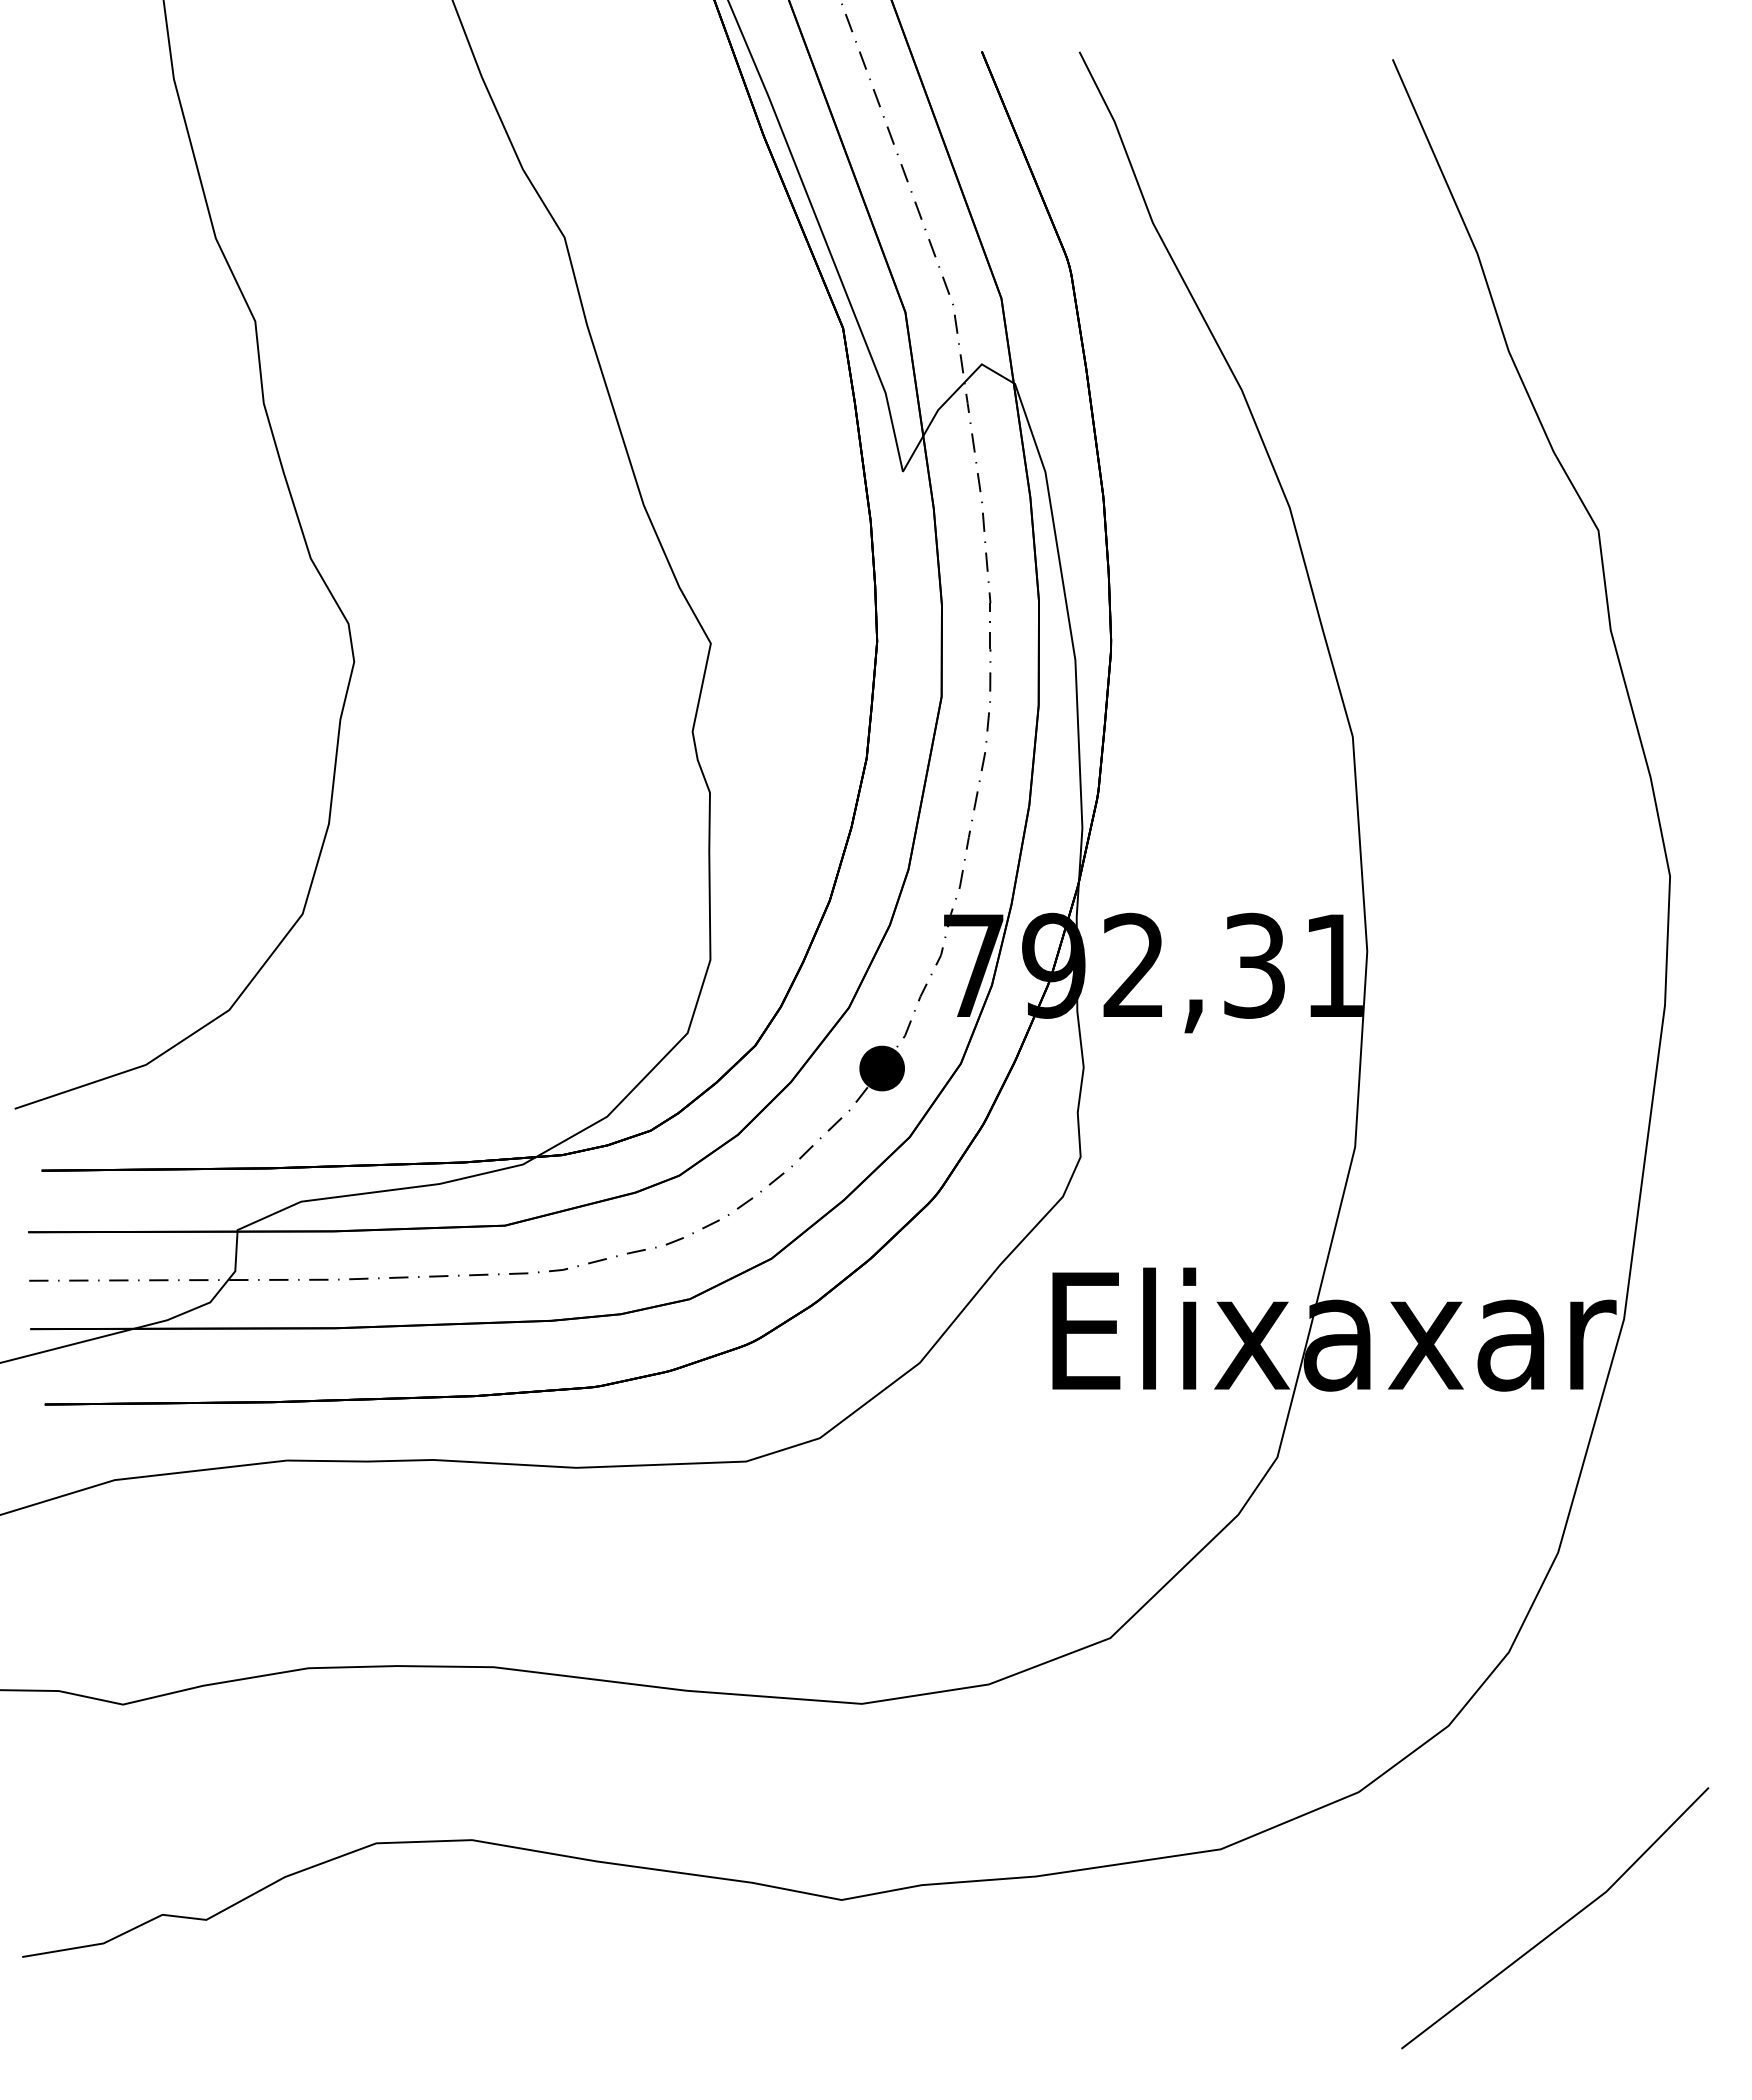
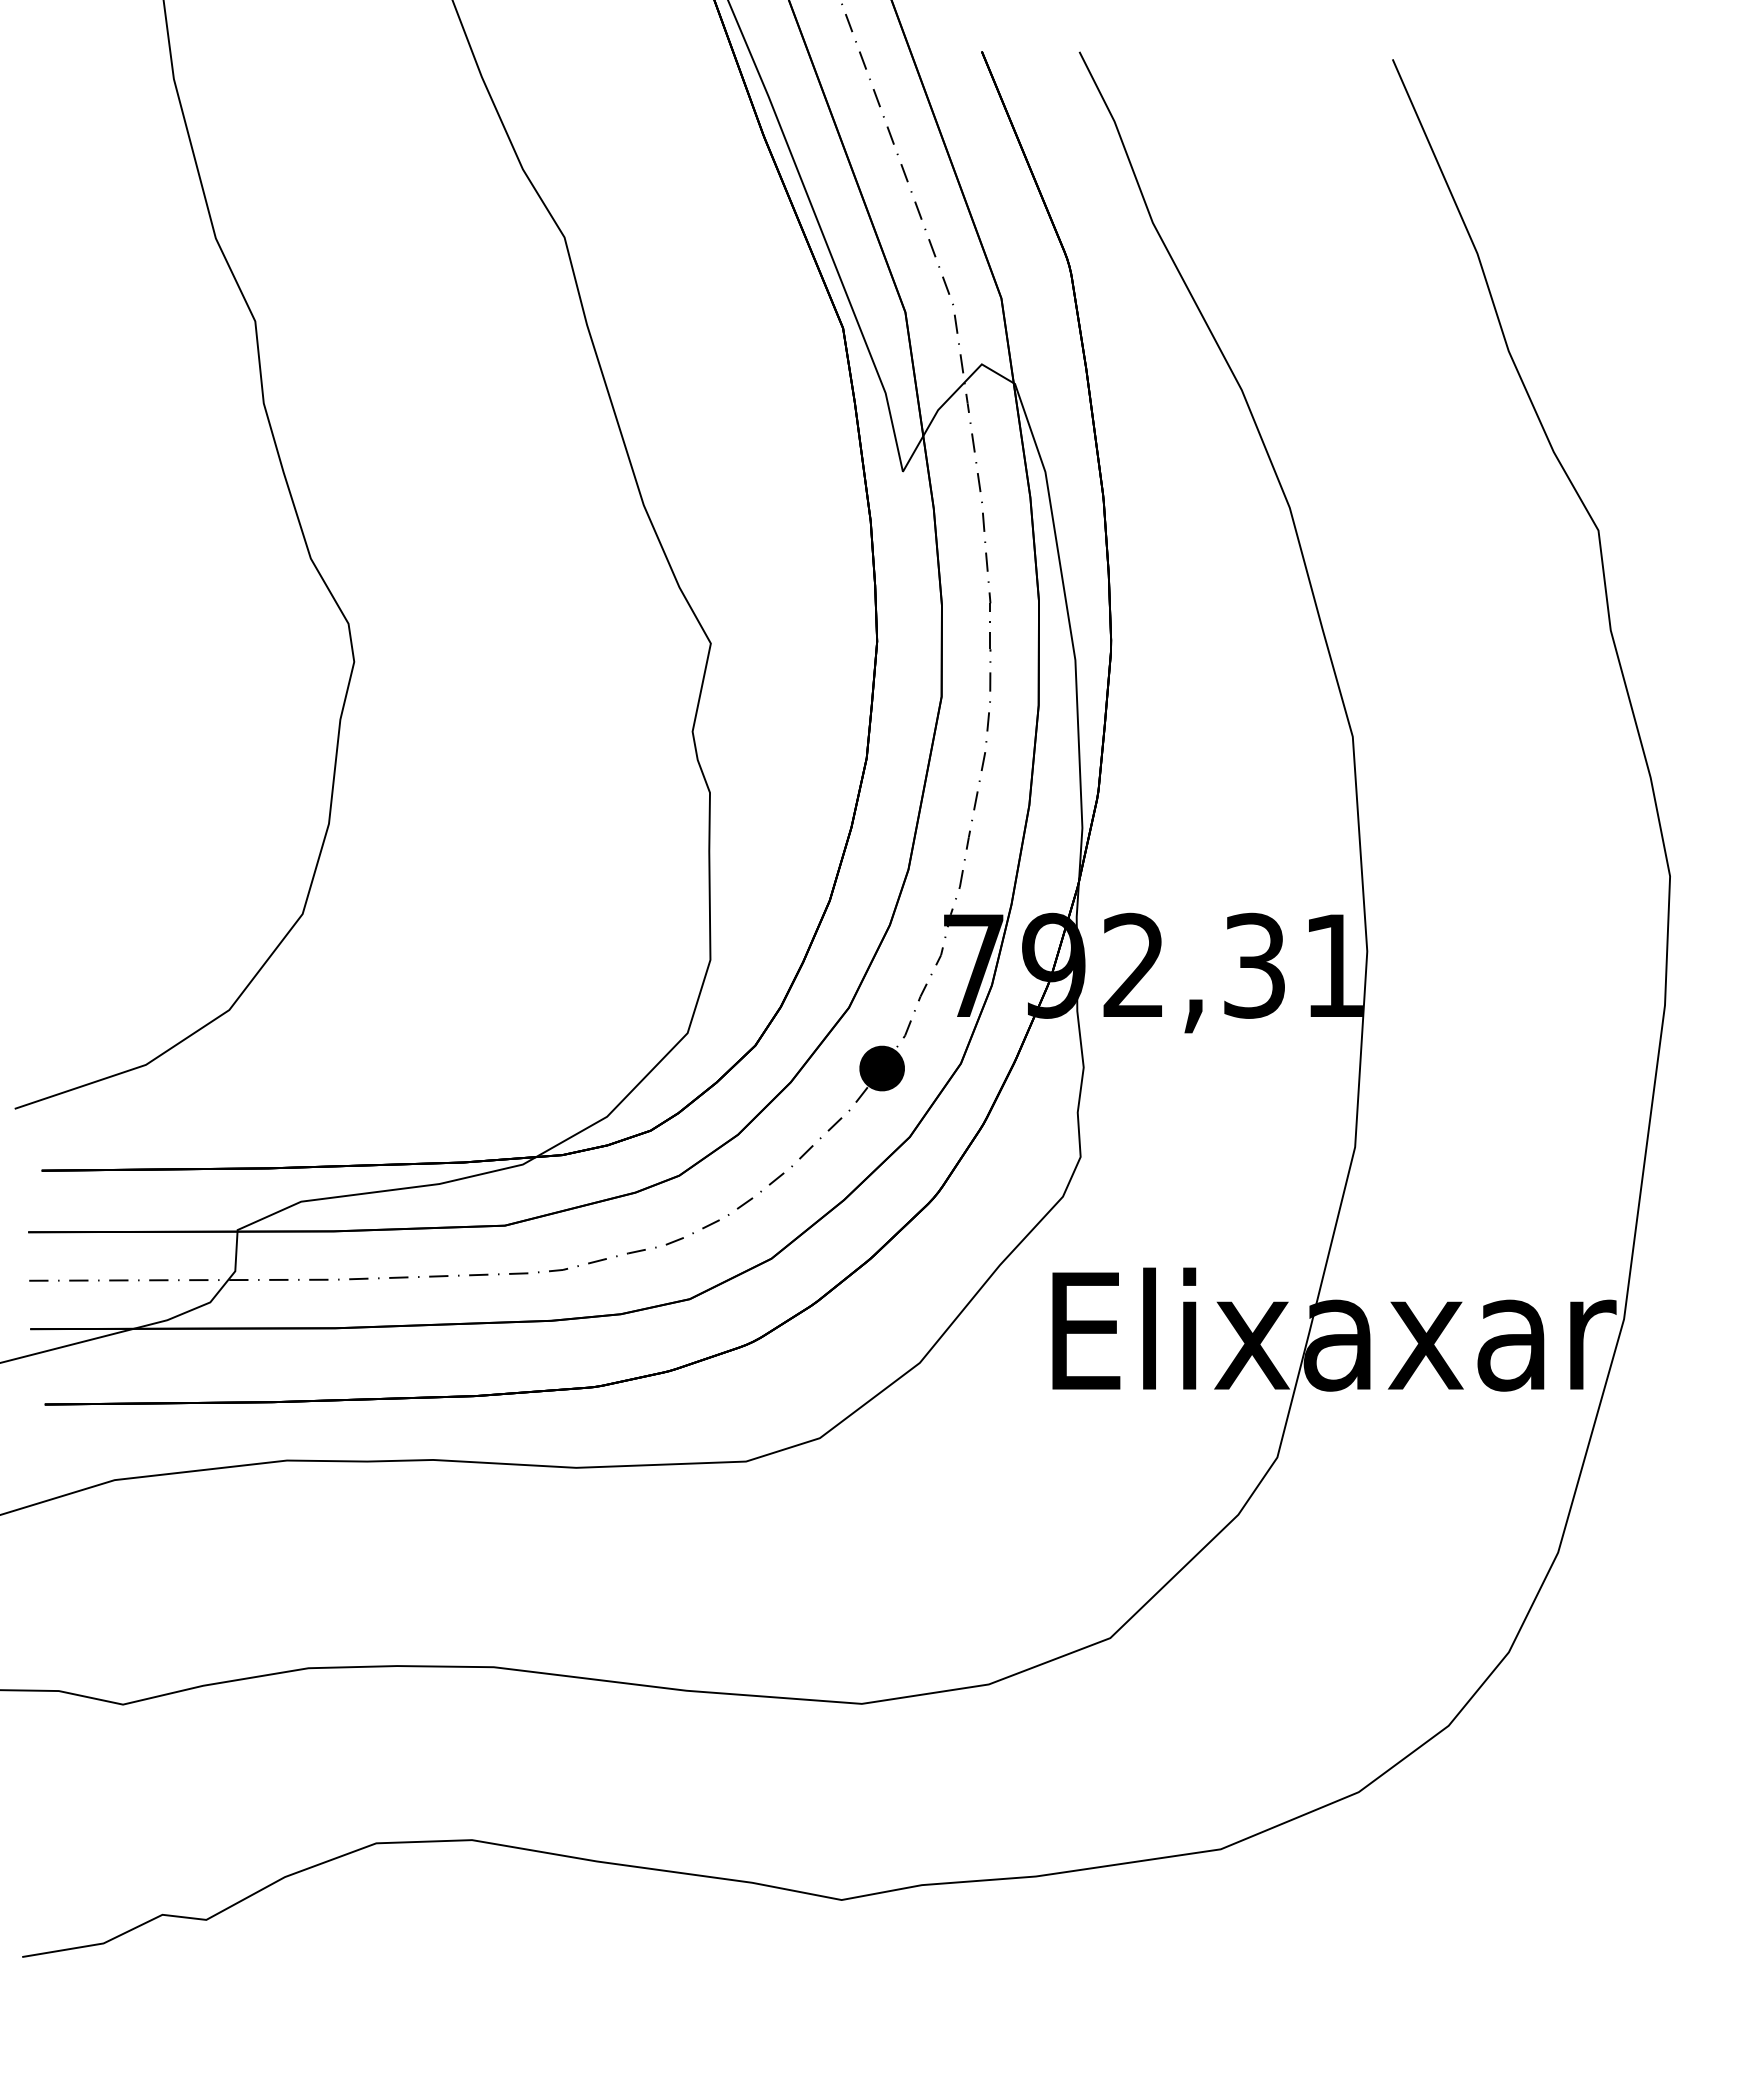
line: present -> none (1561, 1924)
